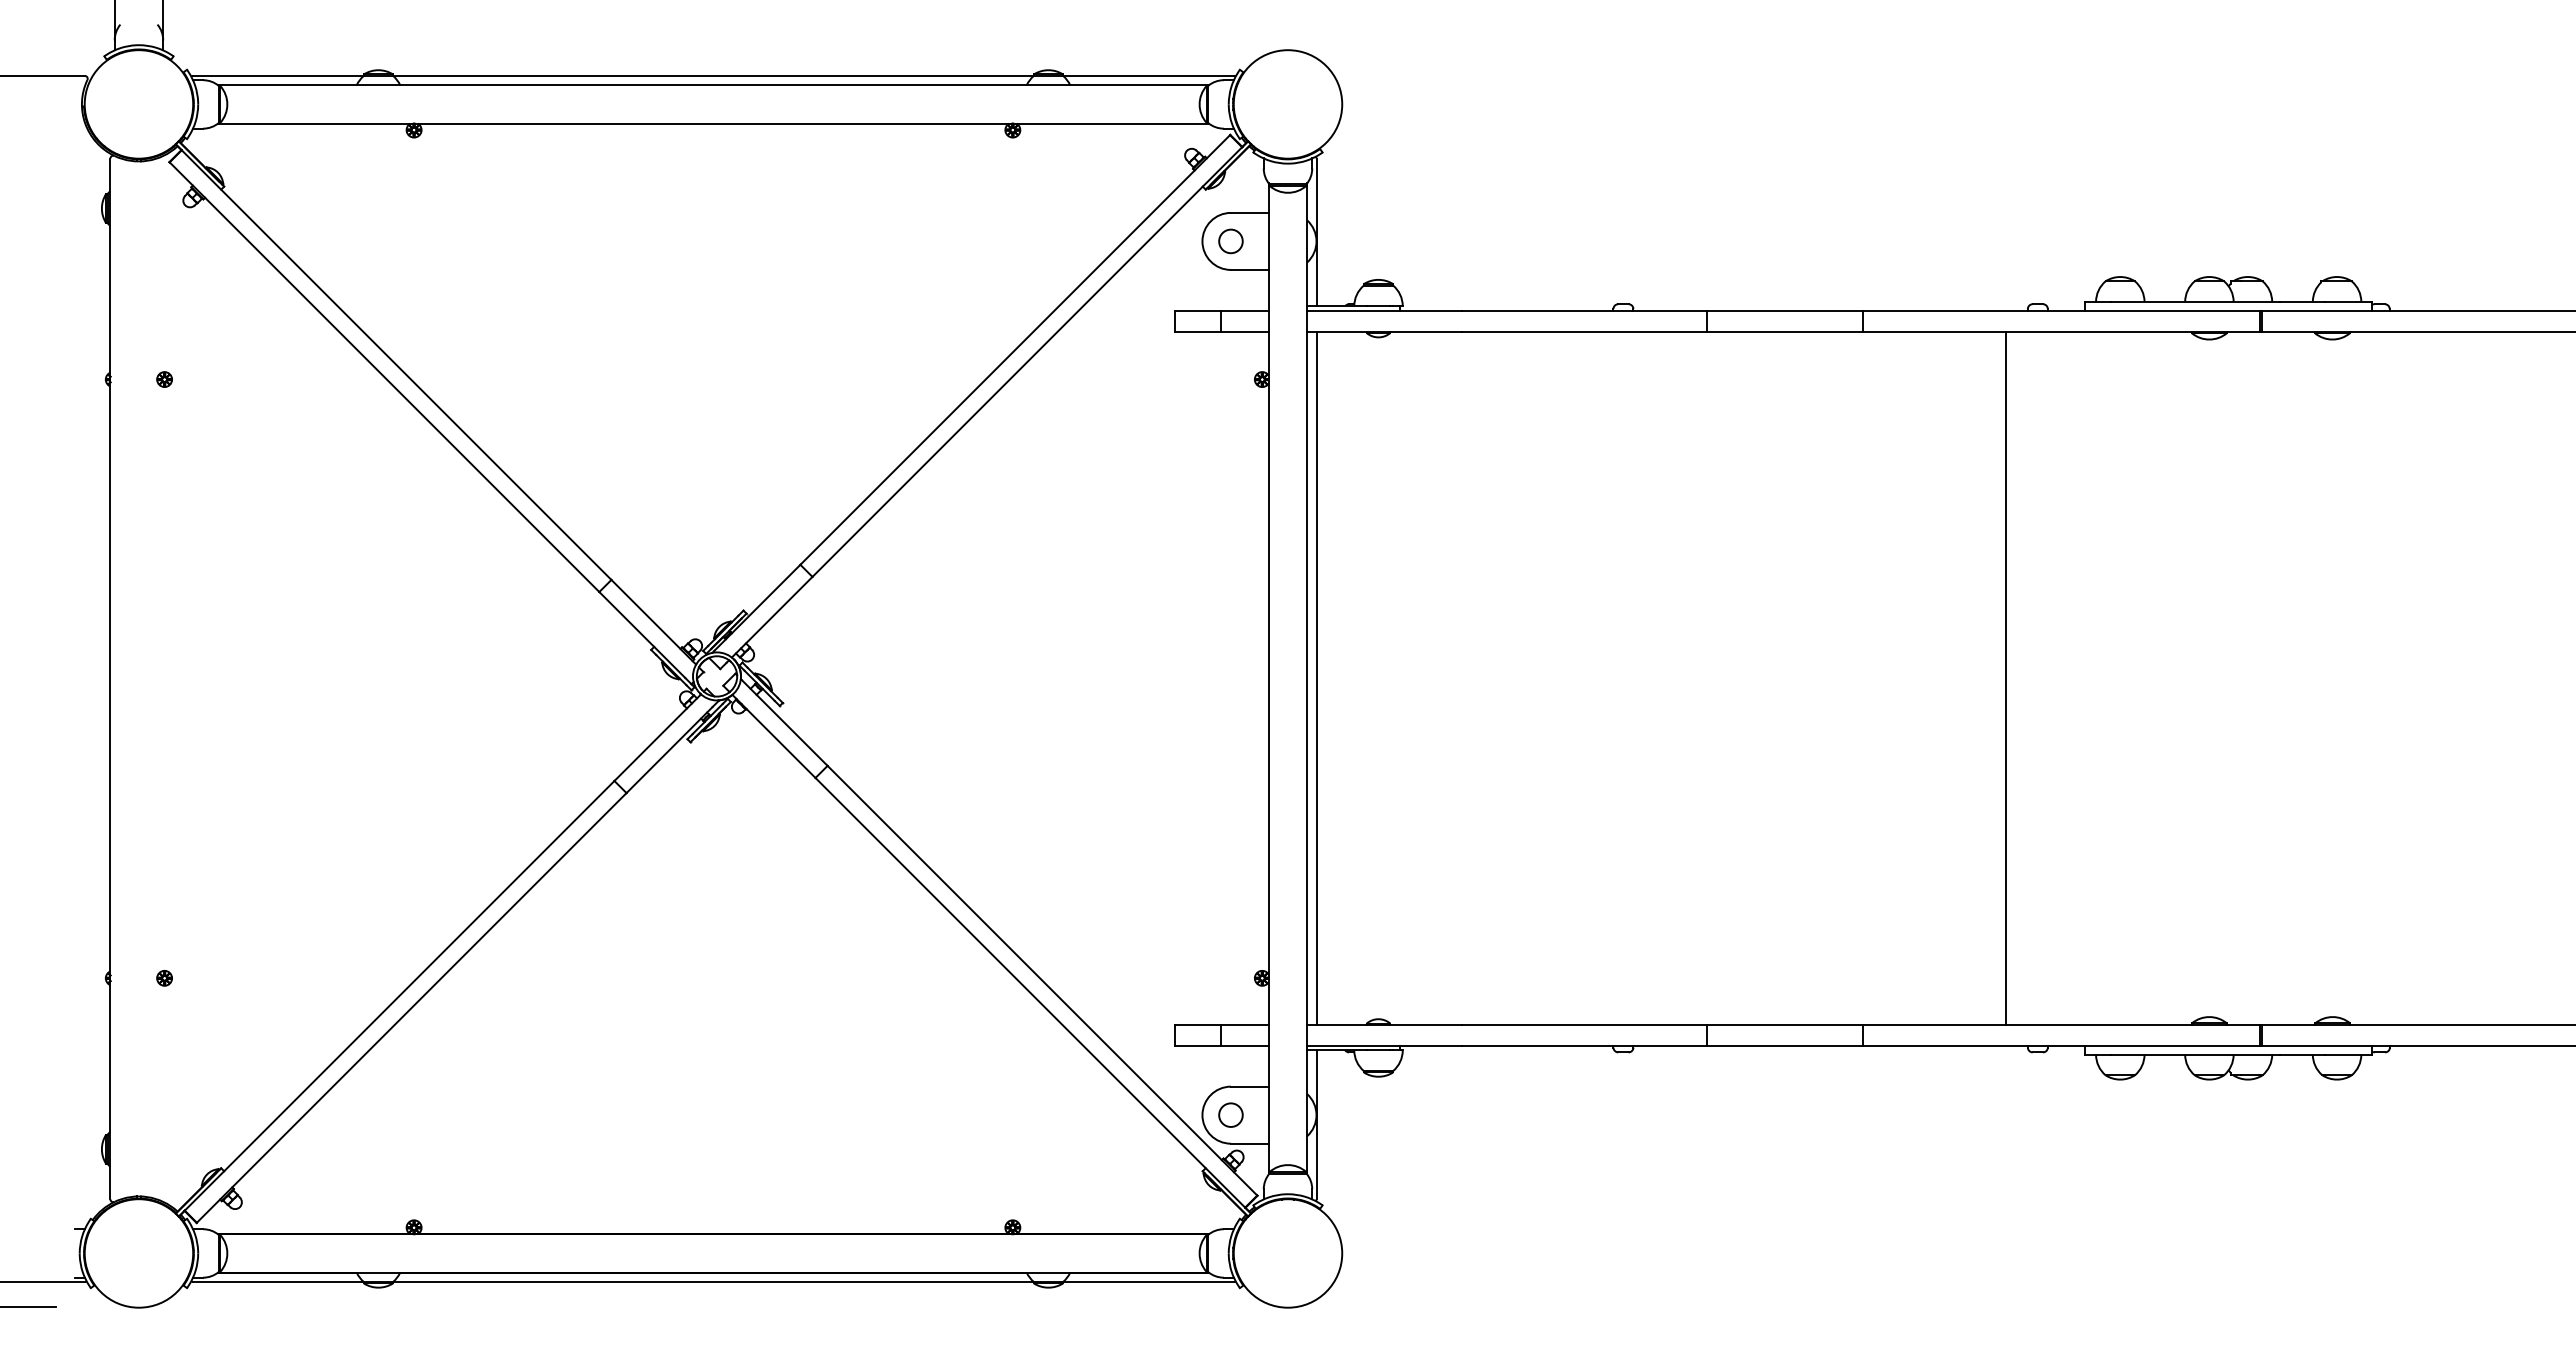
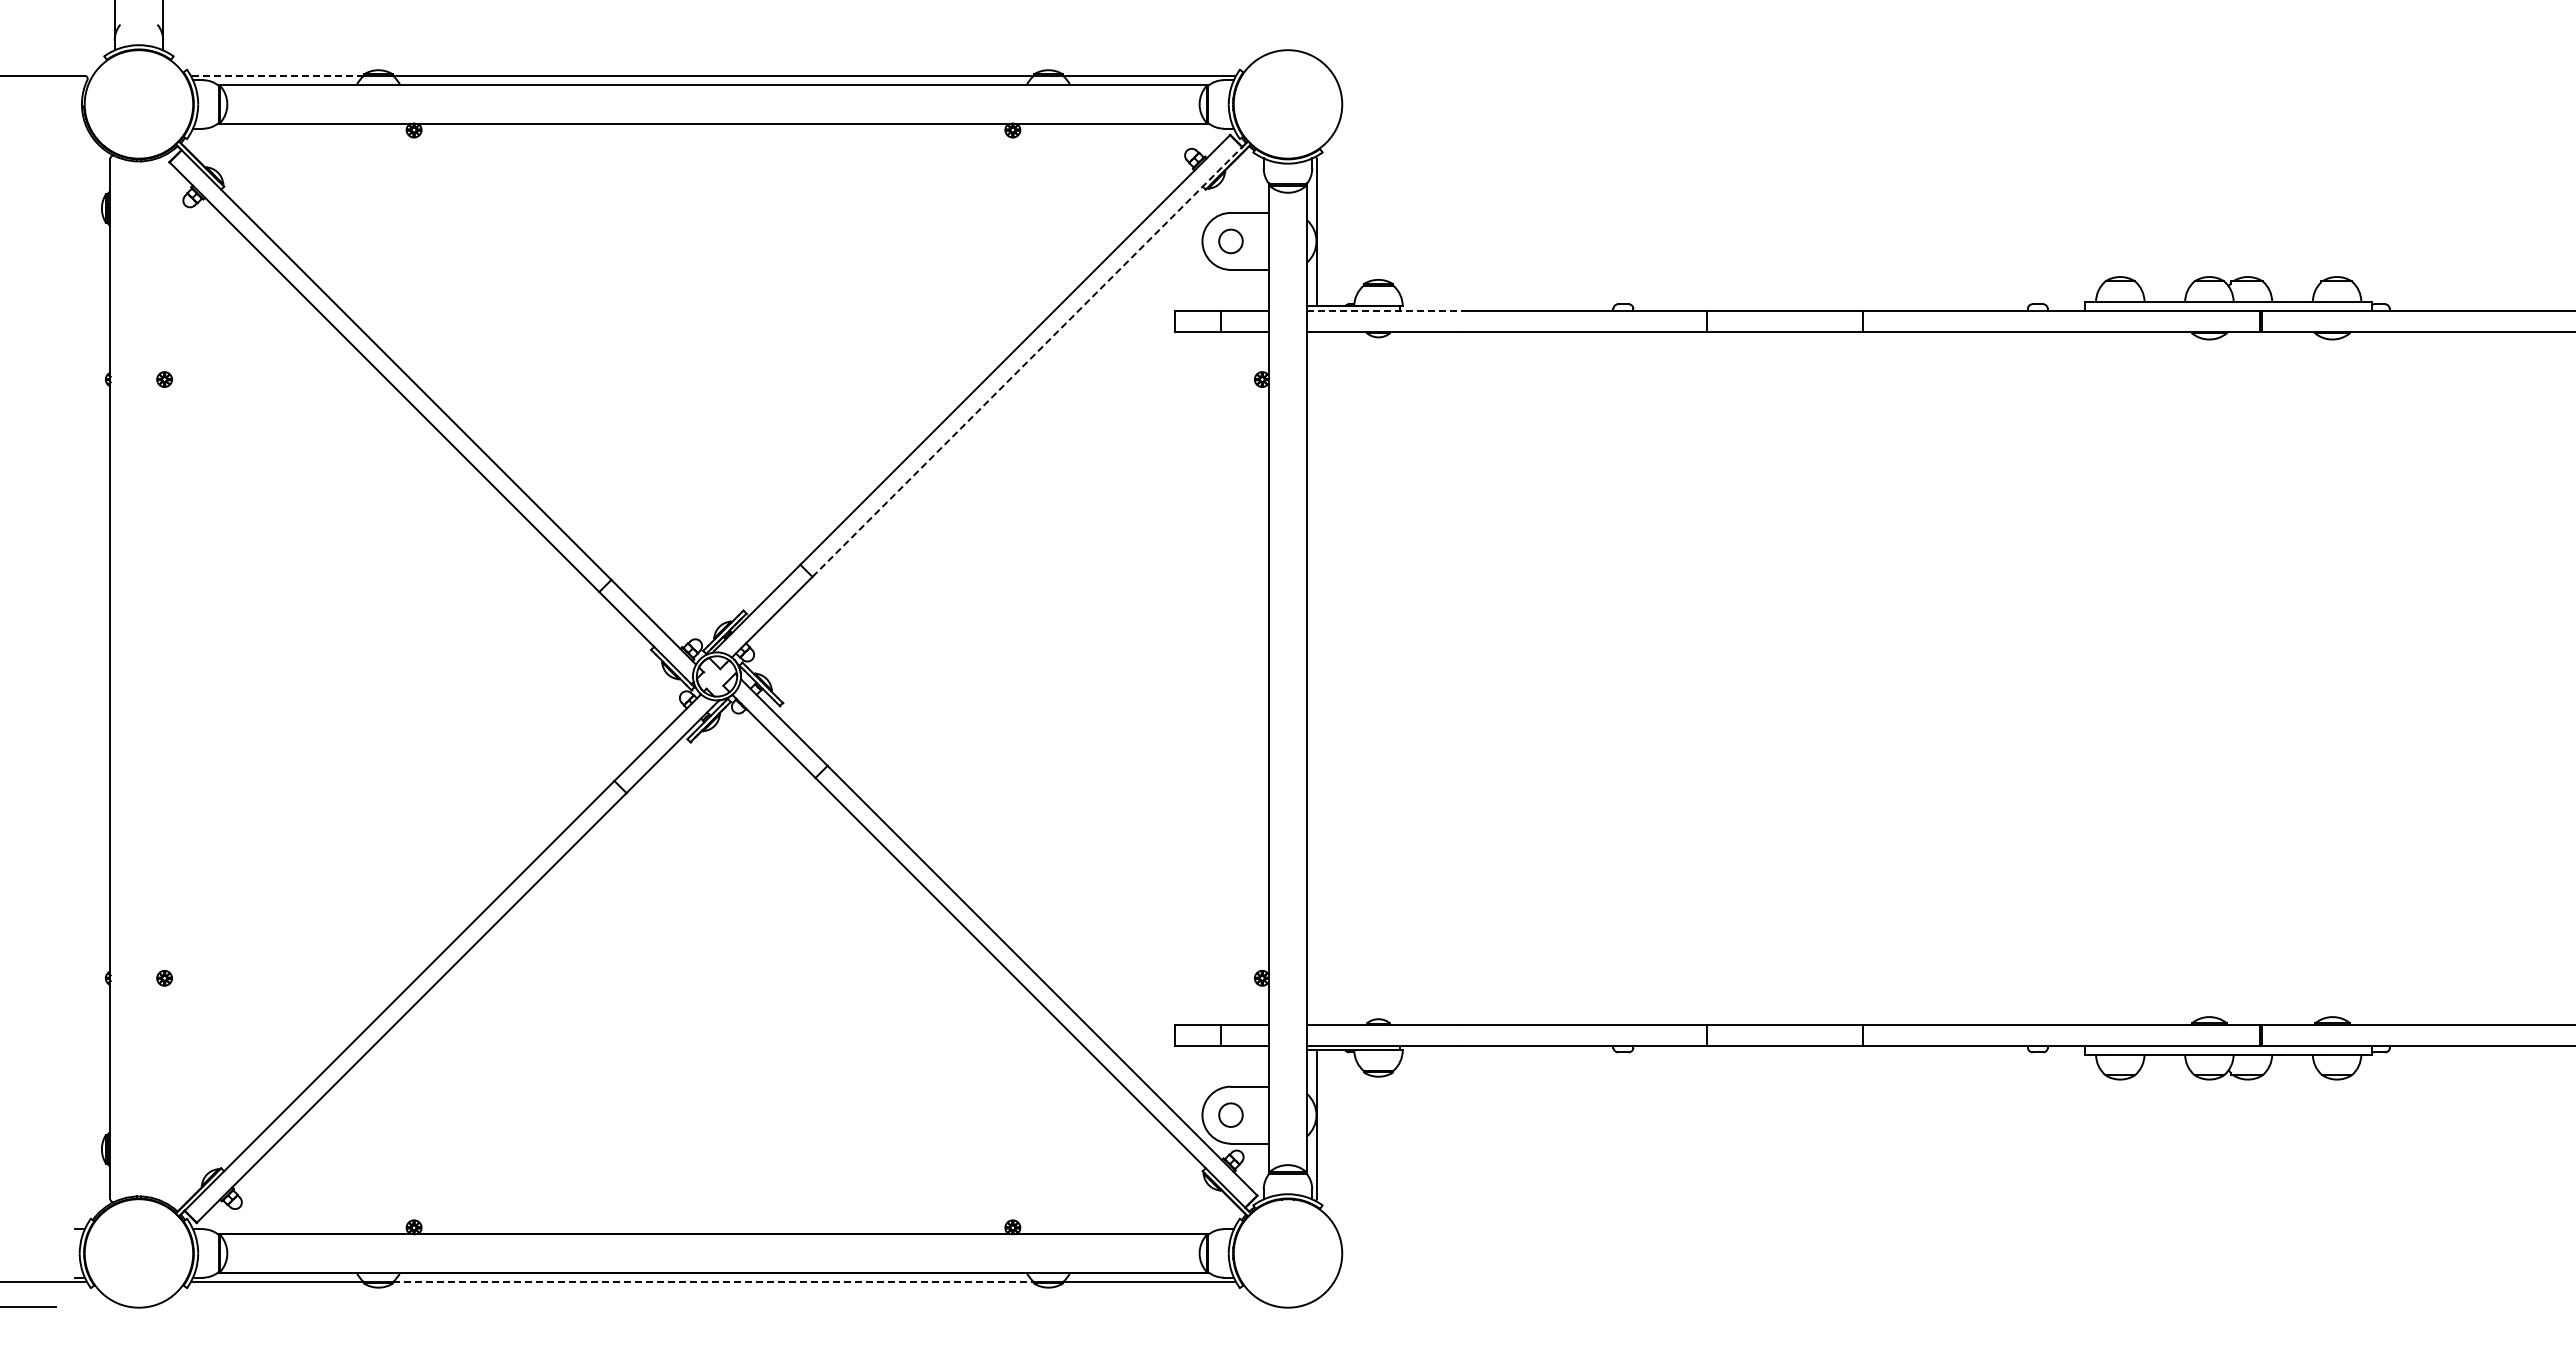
line: solid -> dashed (277, 75)
line: solid -> dashed (1384, 310)
line: solid -> dashed (1027, 362)
line: present -> none (1316, 677)
line: present -> none (2005, 677)
line: solid -> dashed (713, 1281)
